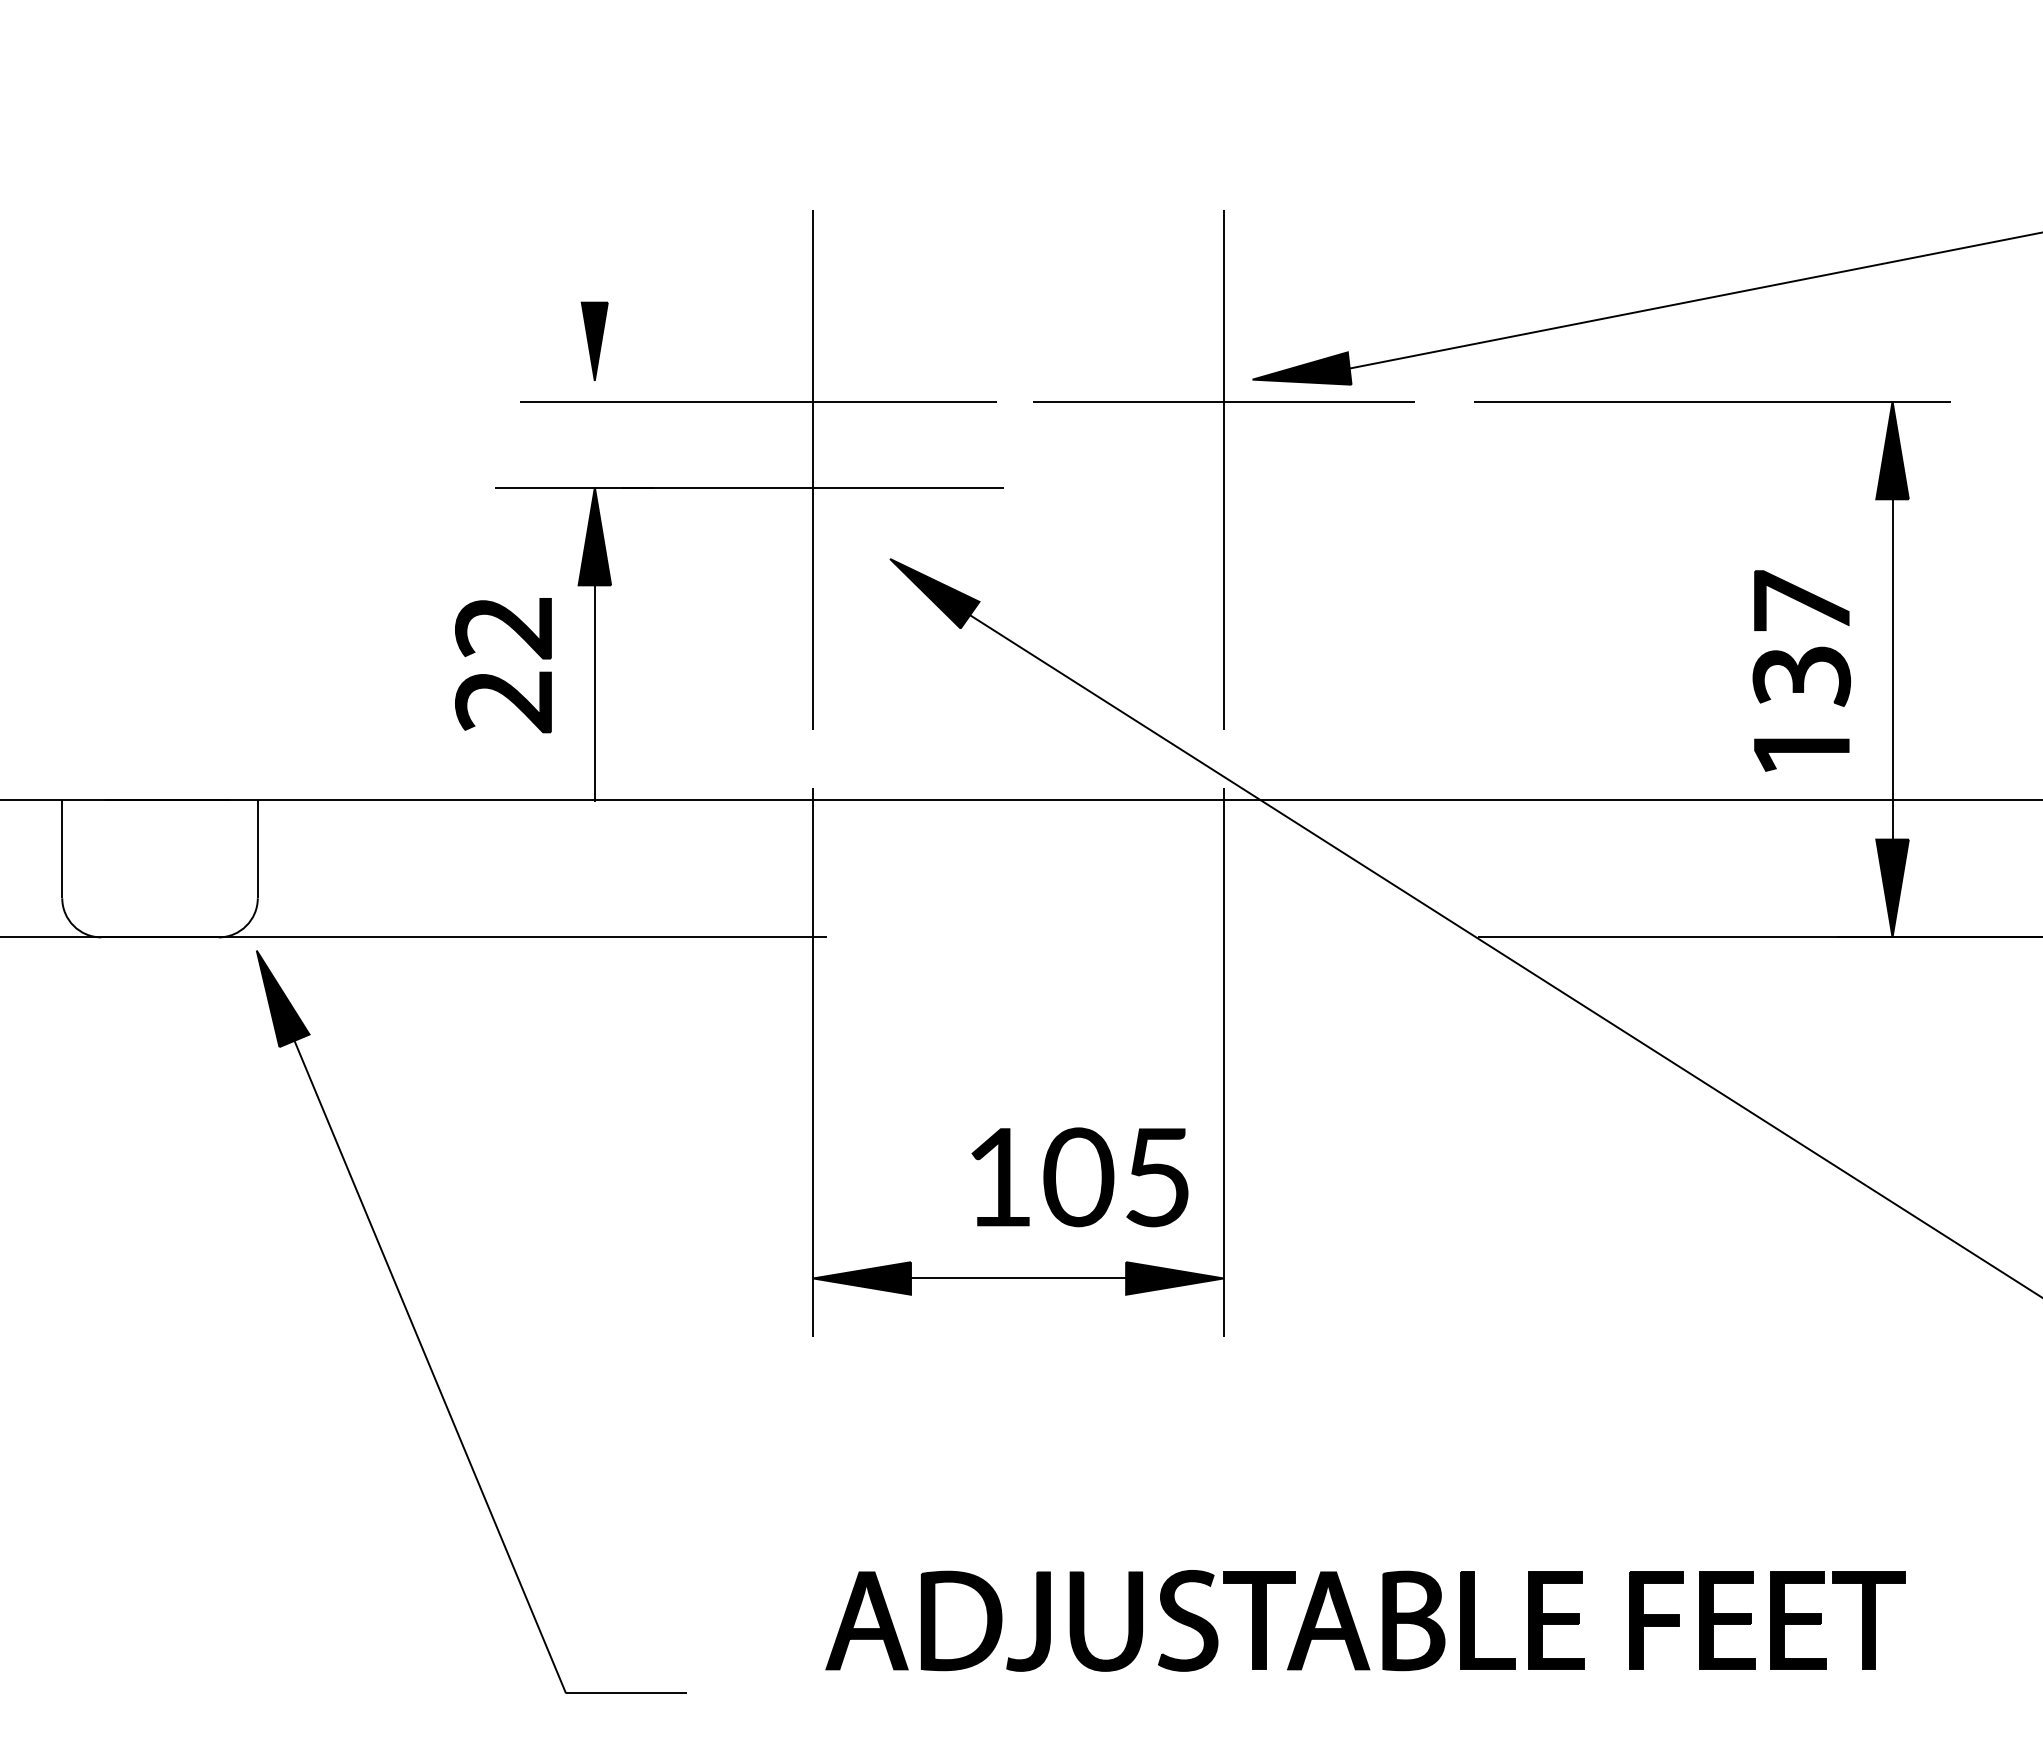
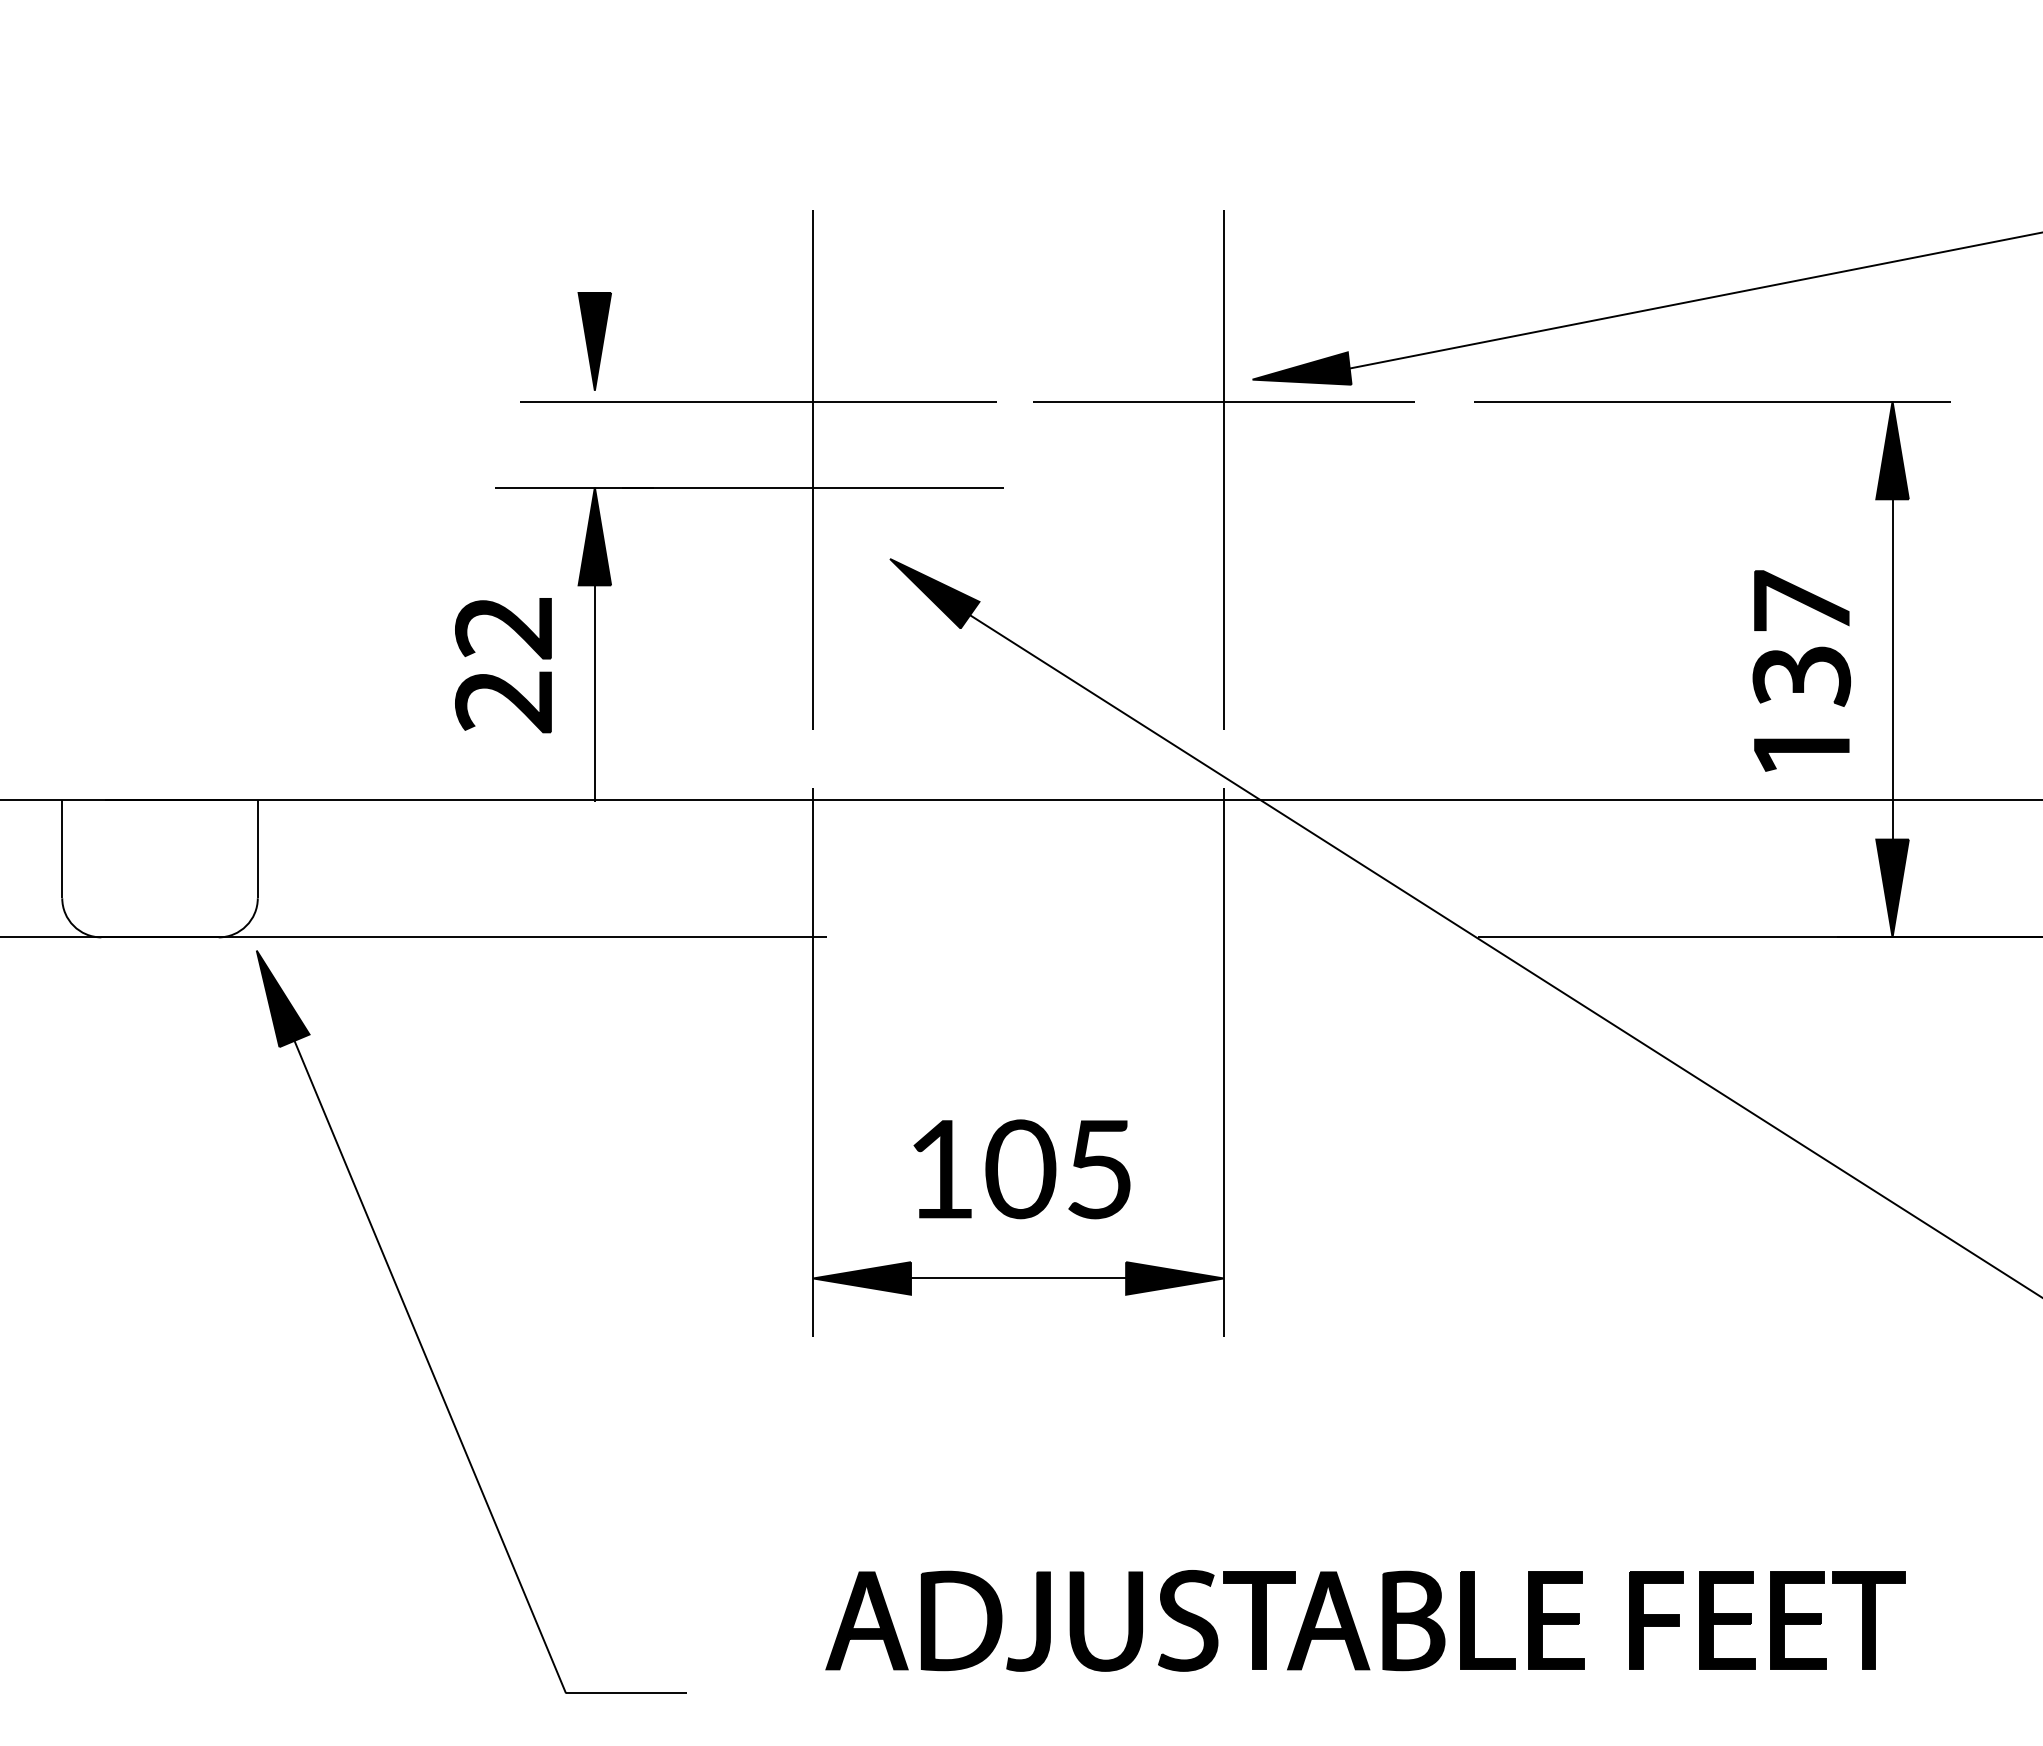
part size: 29x80 px -> 35x99 px (594, 341)
text position: (1079, 1177) -> (1021, 1169) (1021, 1169)
